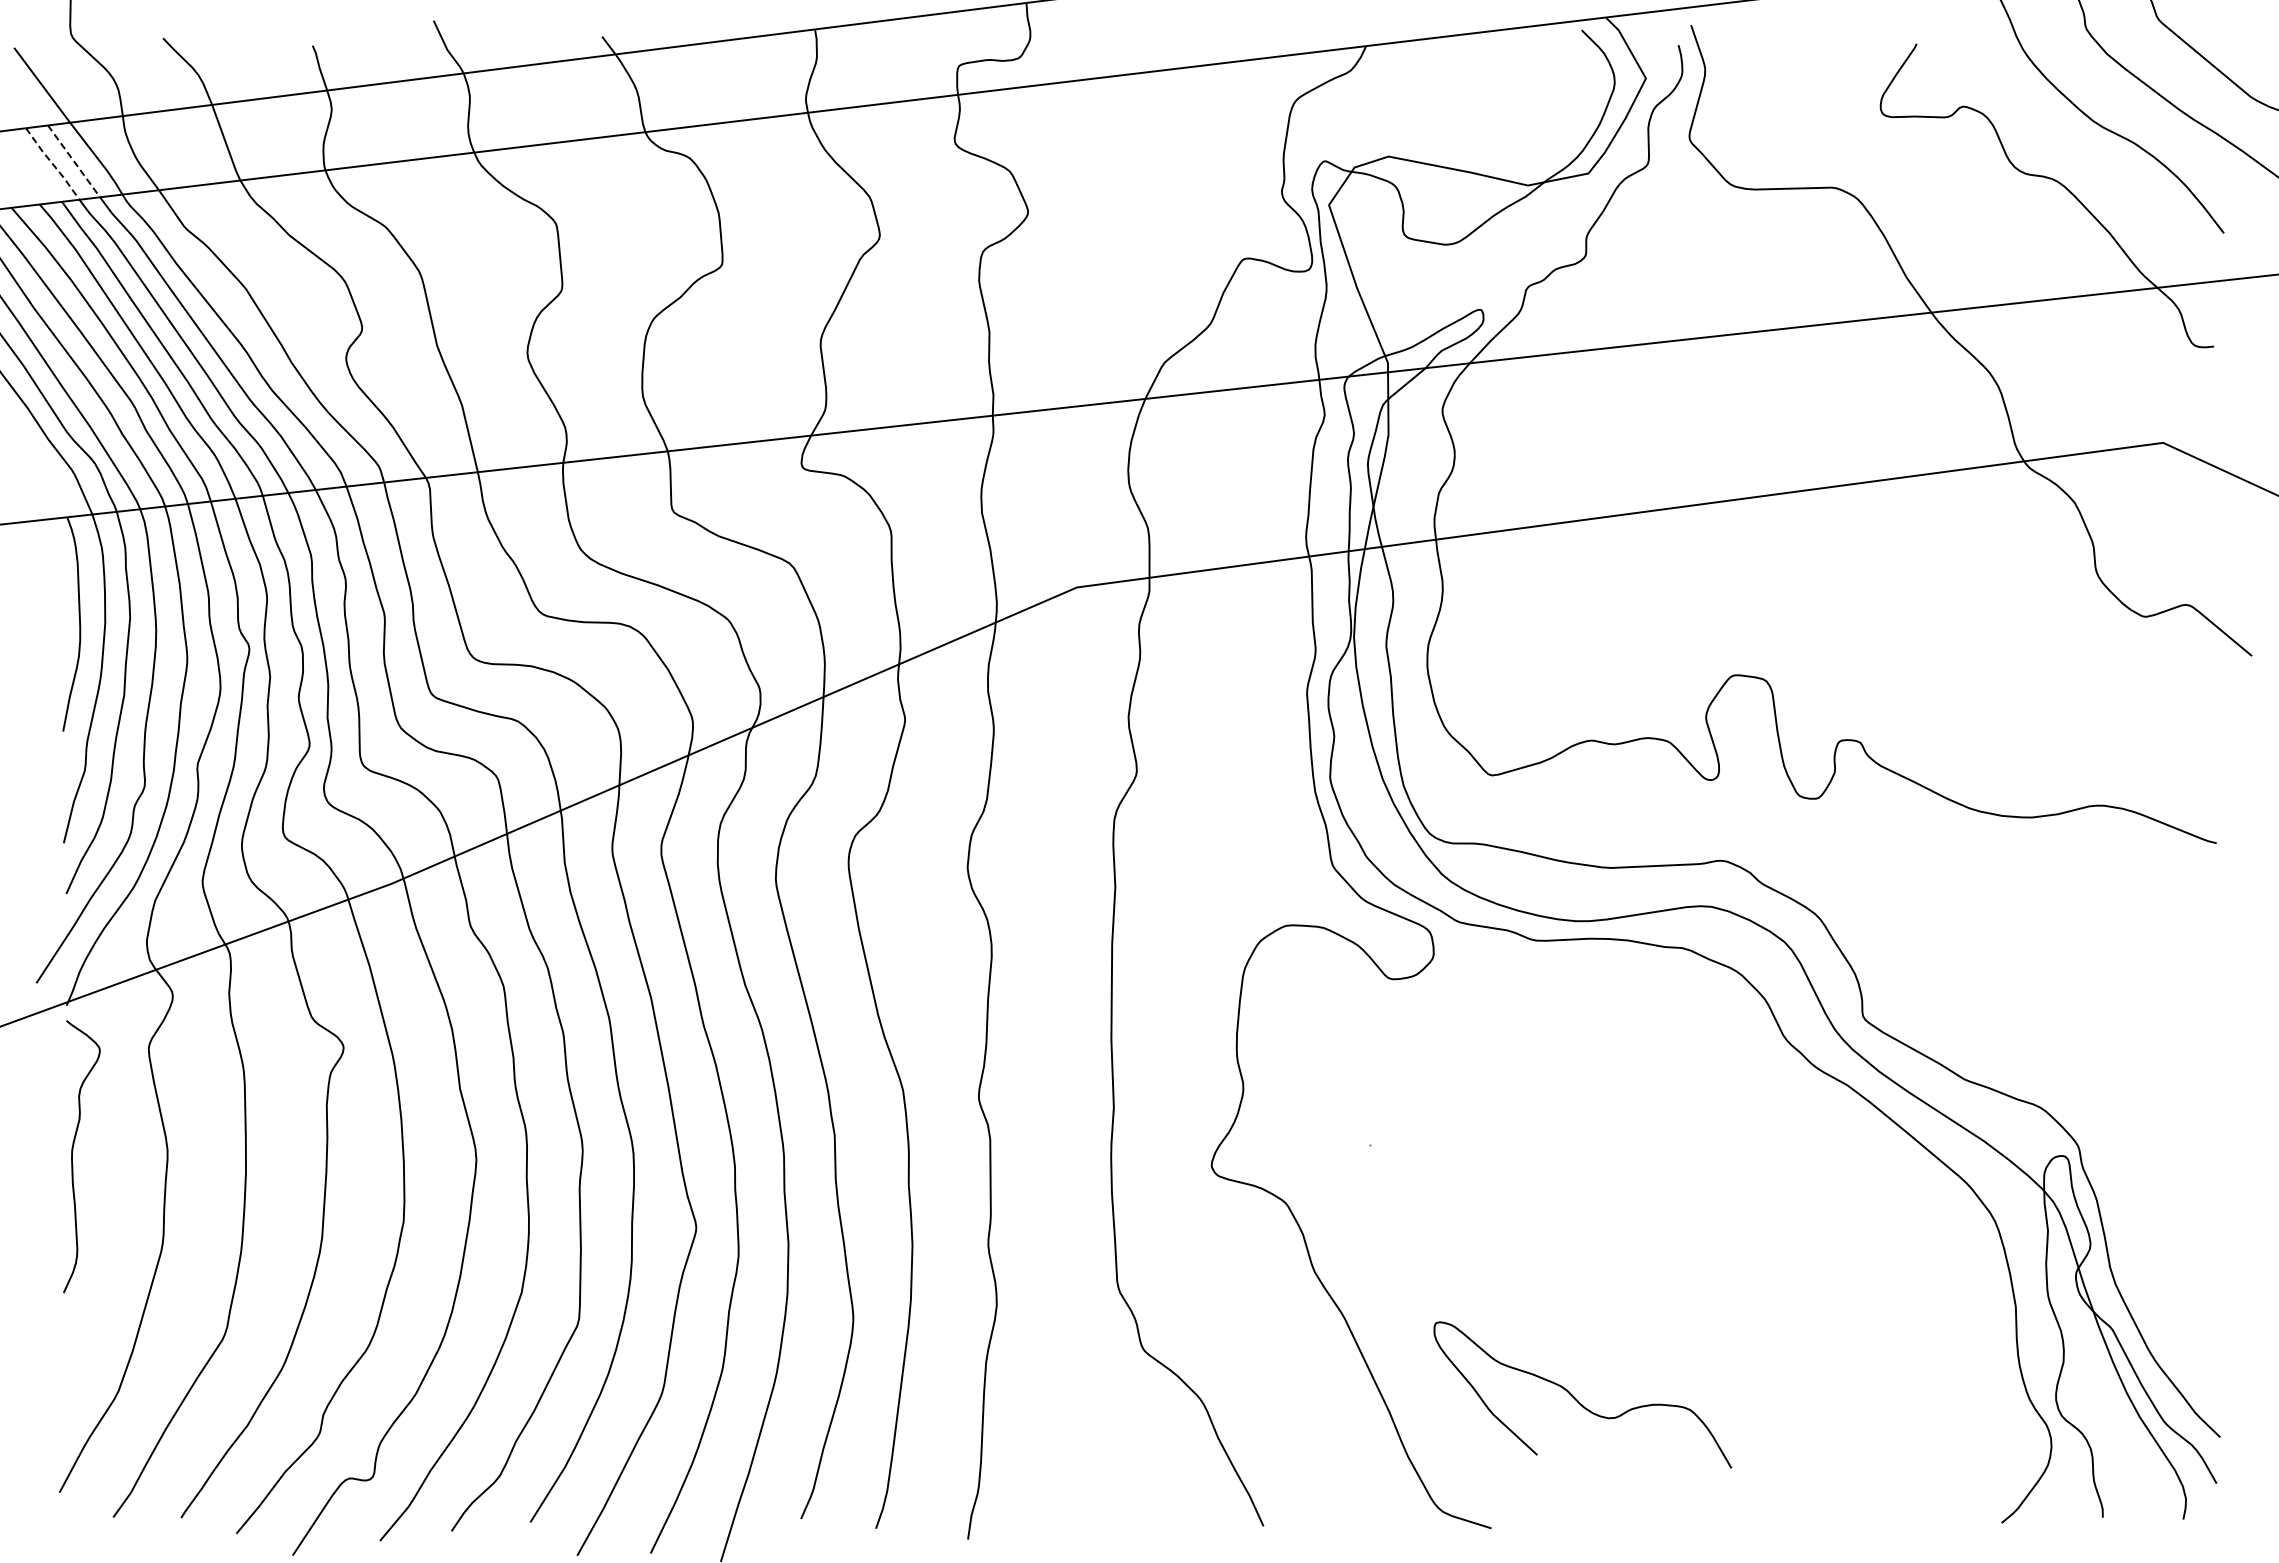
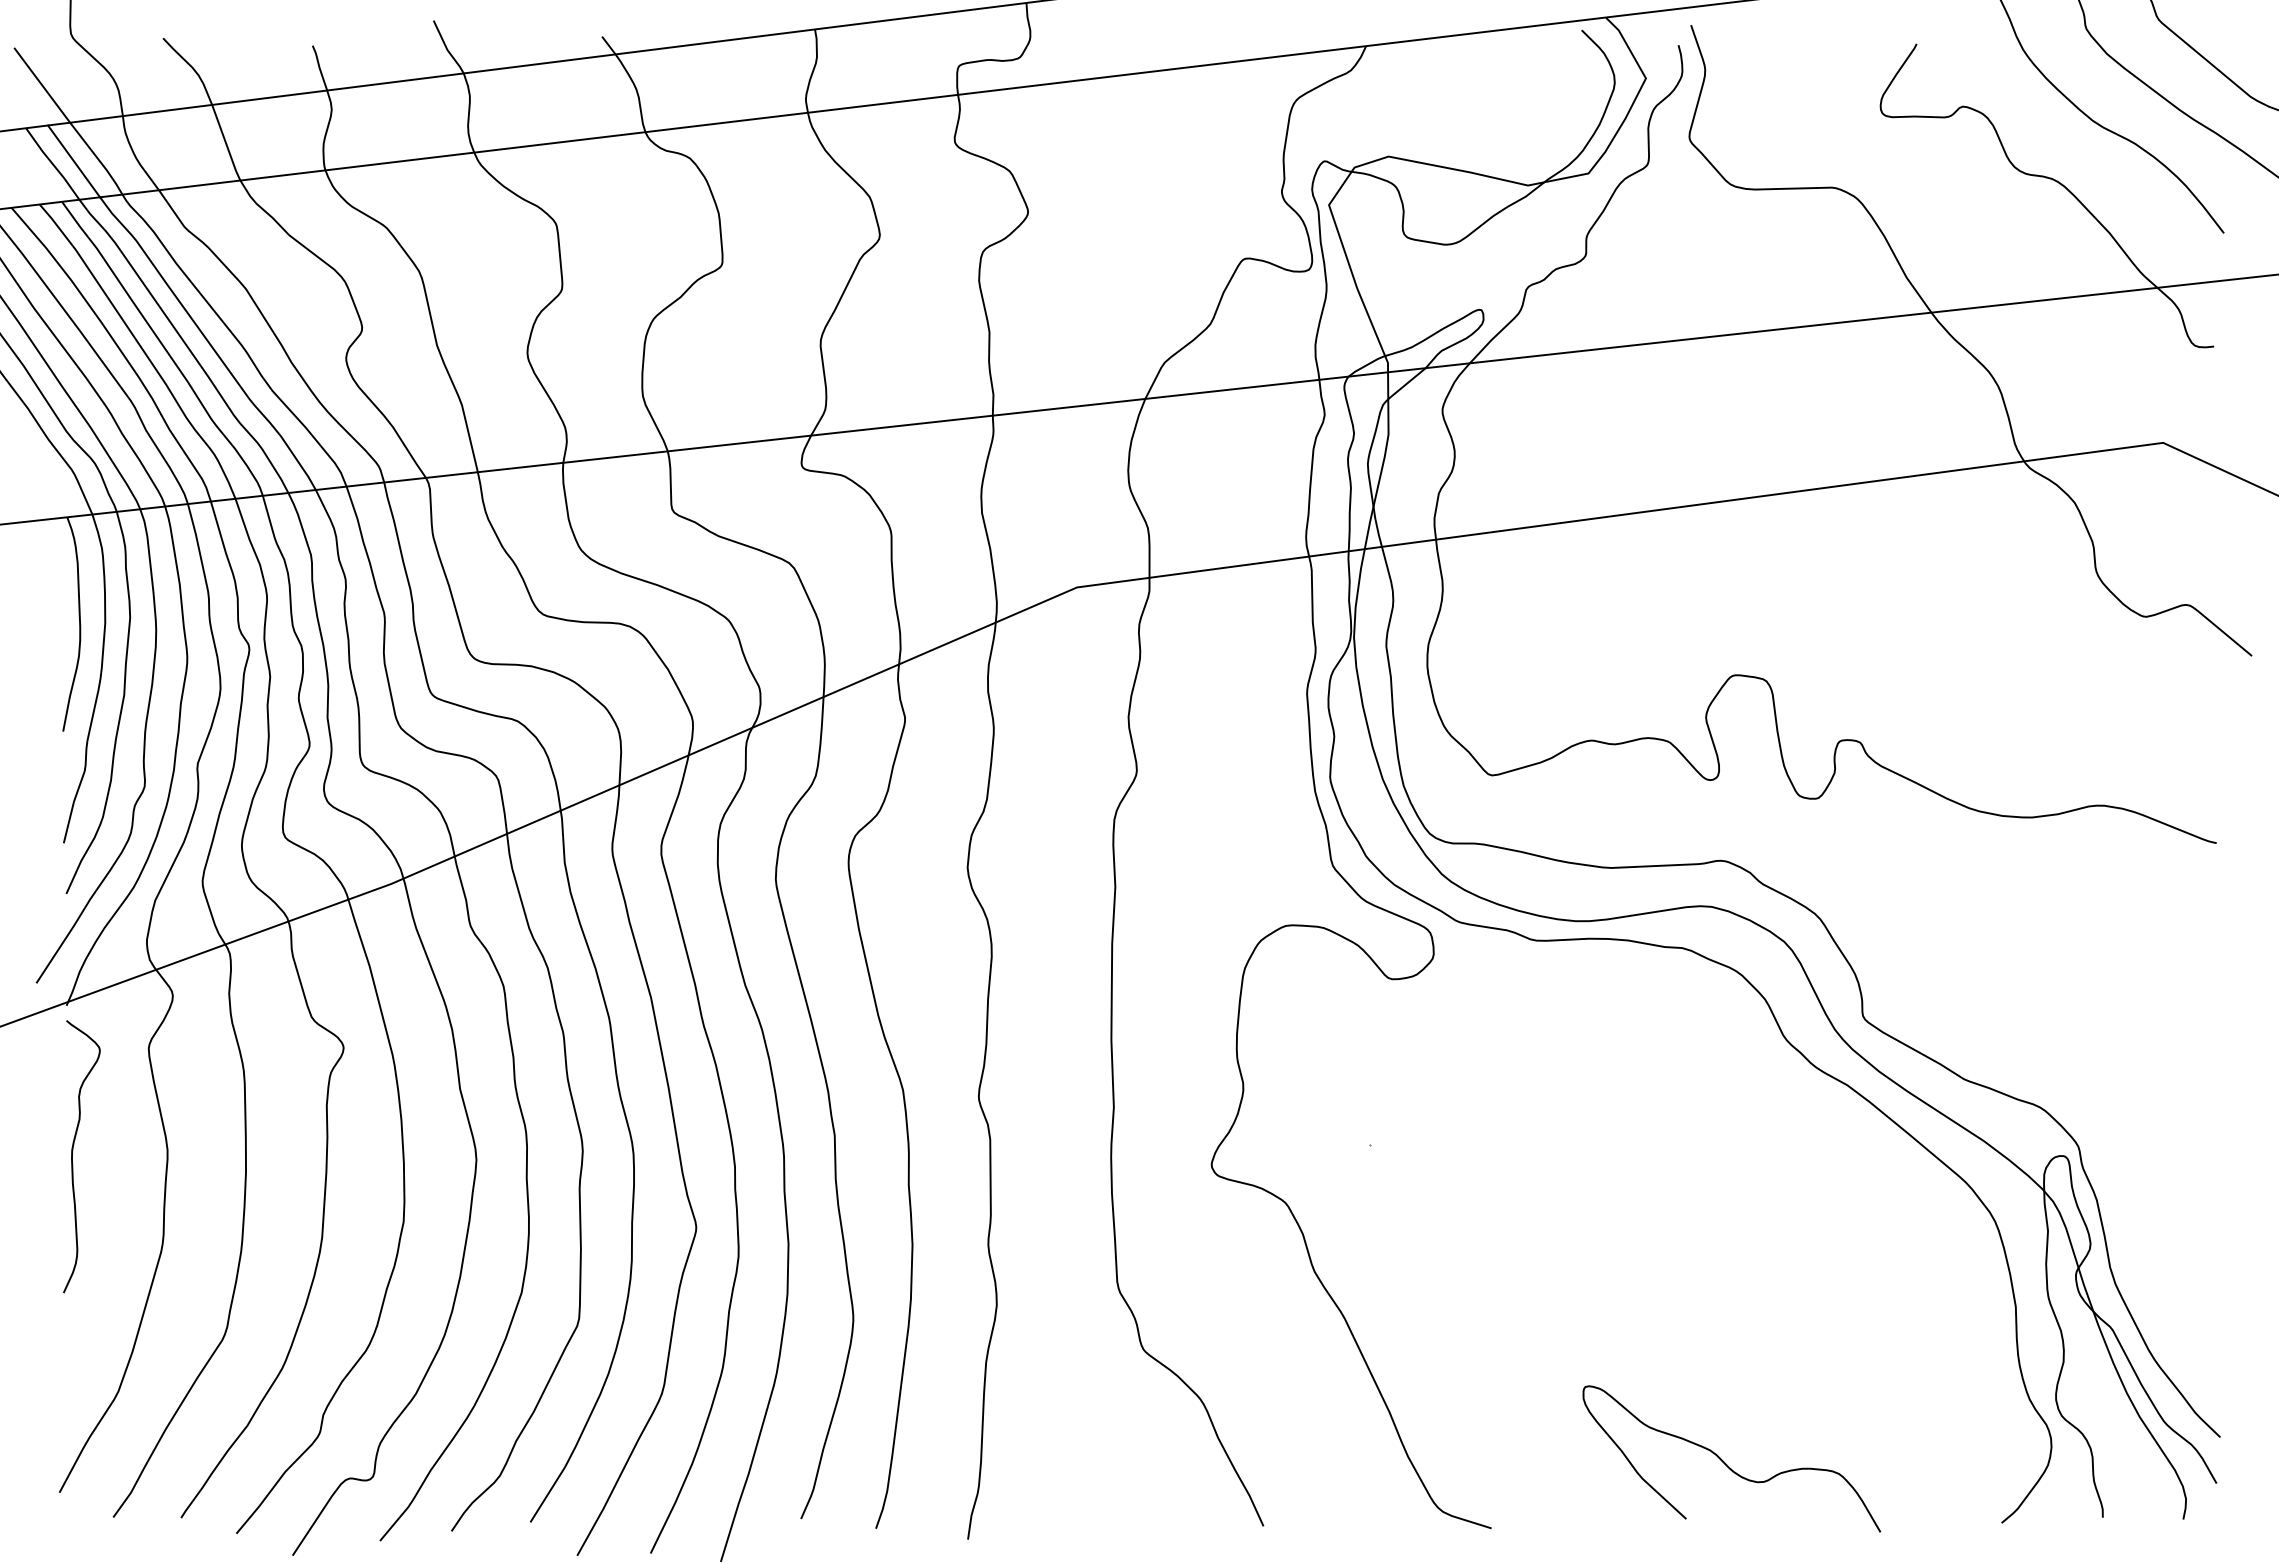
line: dashed -> solid (74, 161)
line: dashed -> solid (53, 164)
curve position: (1577, 1399) -> (1726, 1463) (1726, 1463)
